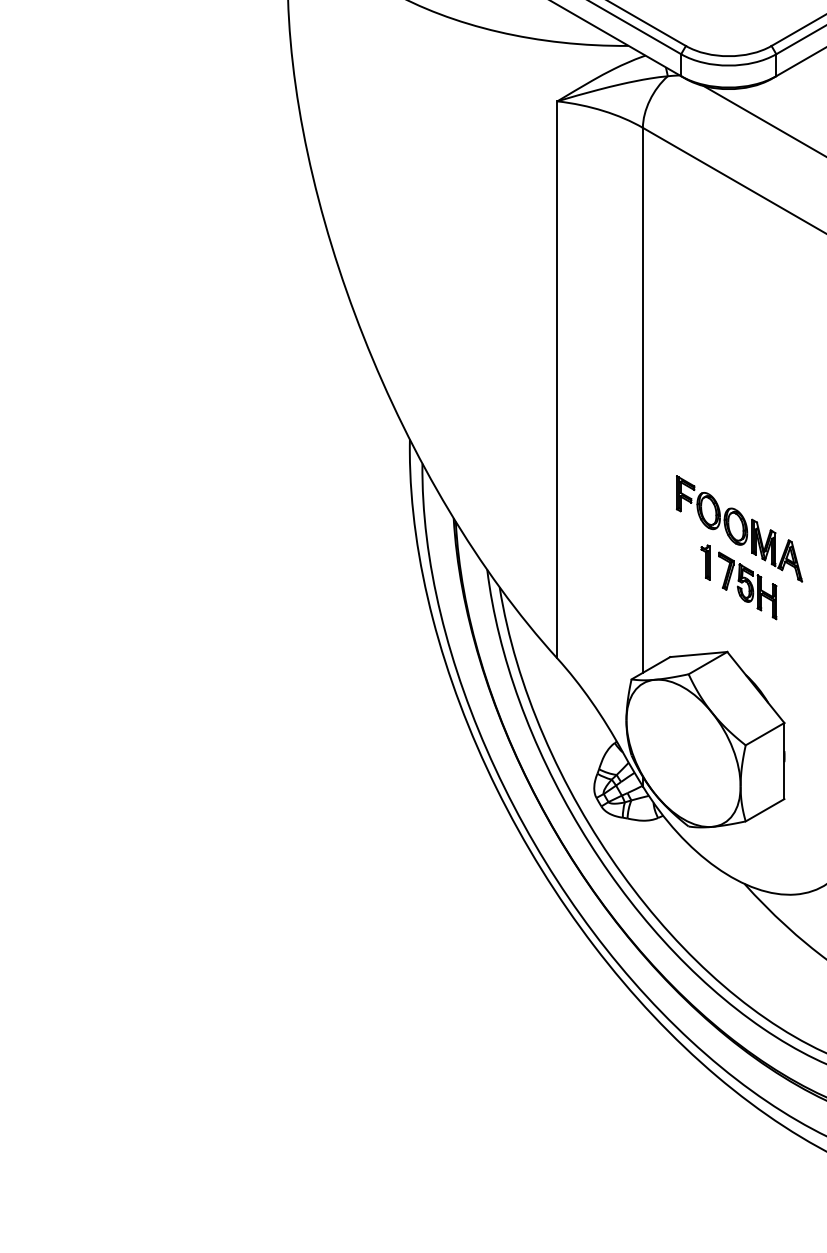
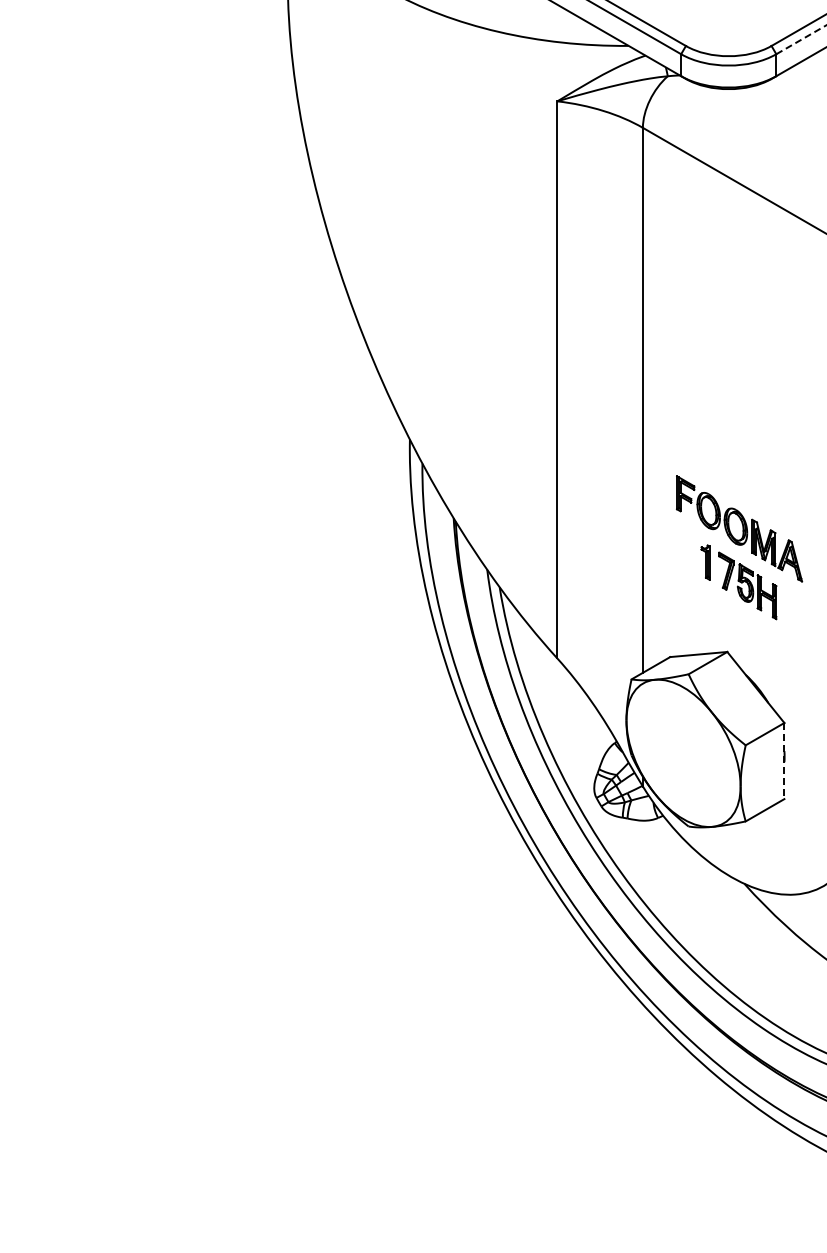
line: solid -> dashed (801, 39)
line: present -> none (763, 120)
line: solid -> dashed (784, 761)
